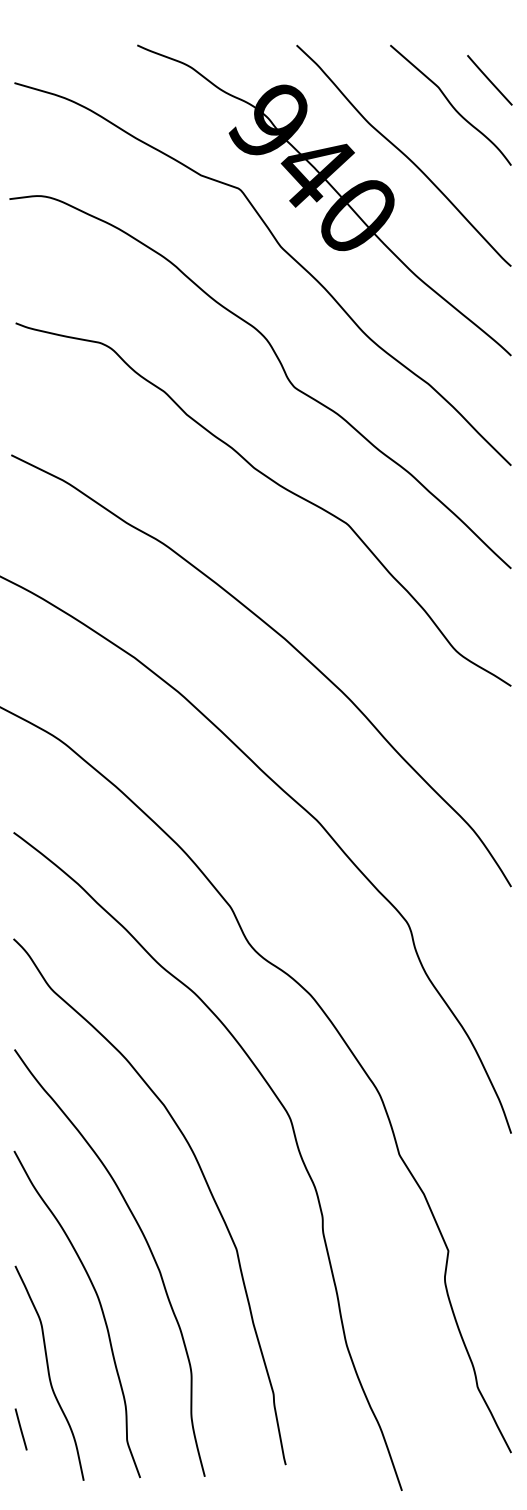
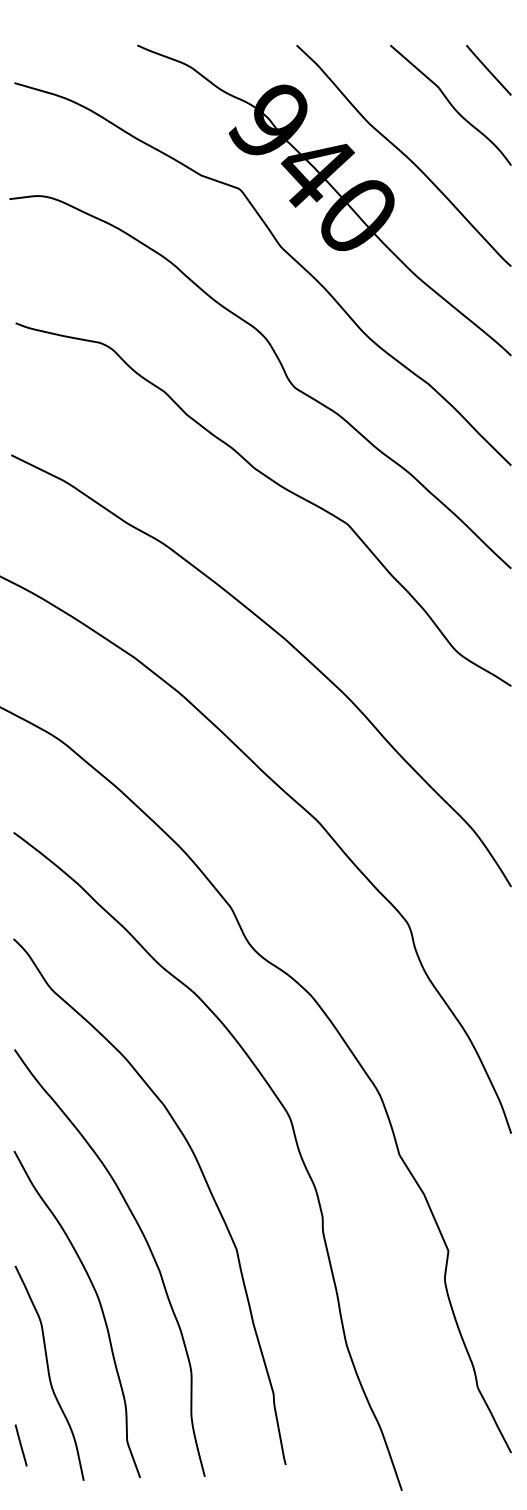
line position: (489, 80) -> (488, 70) (488, 70)
line position: (20, 1429) -> (20, 1445) (20, 1445)
